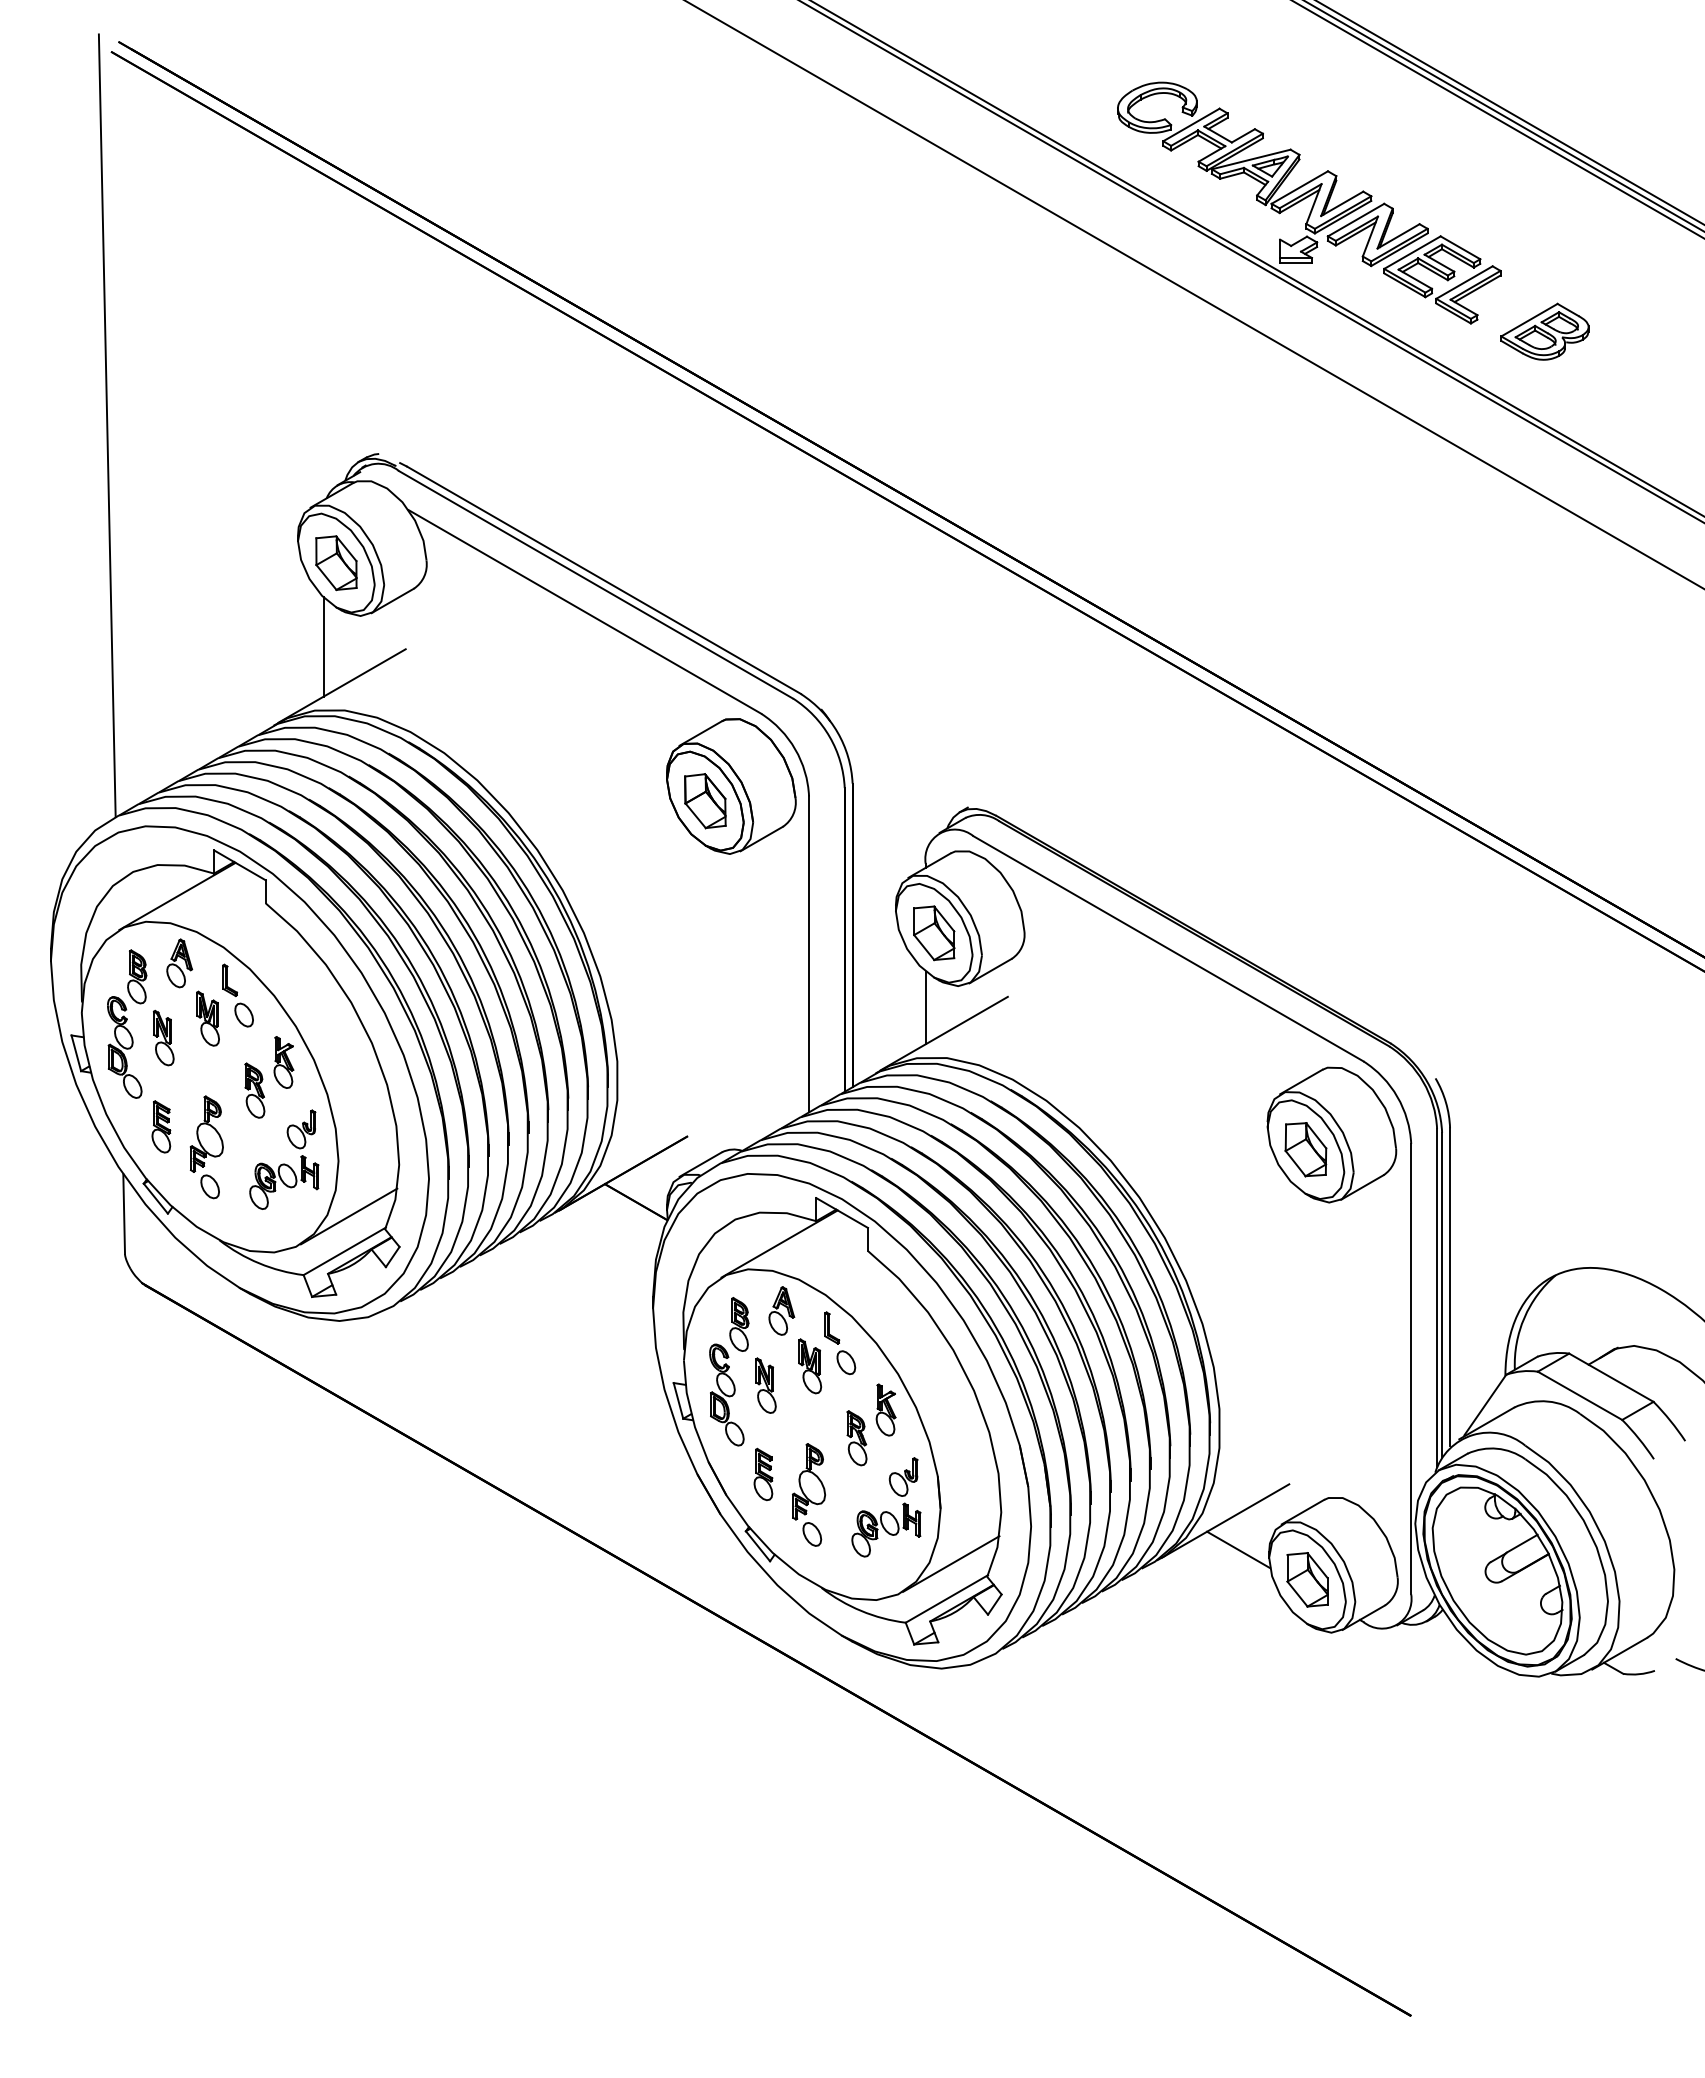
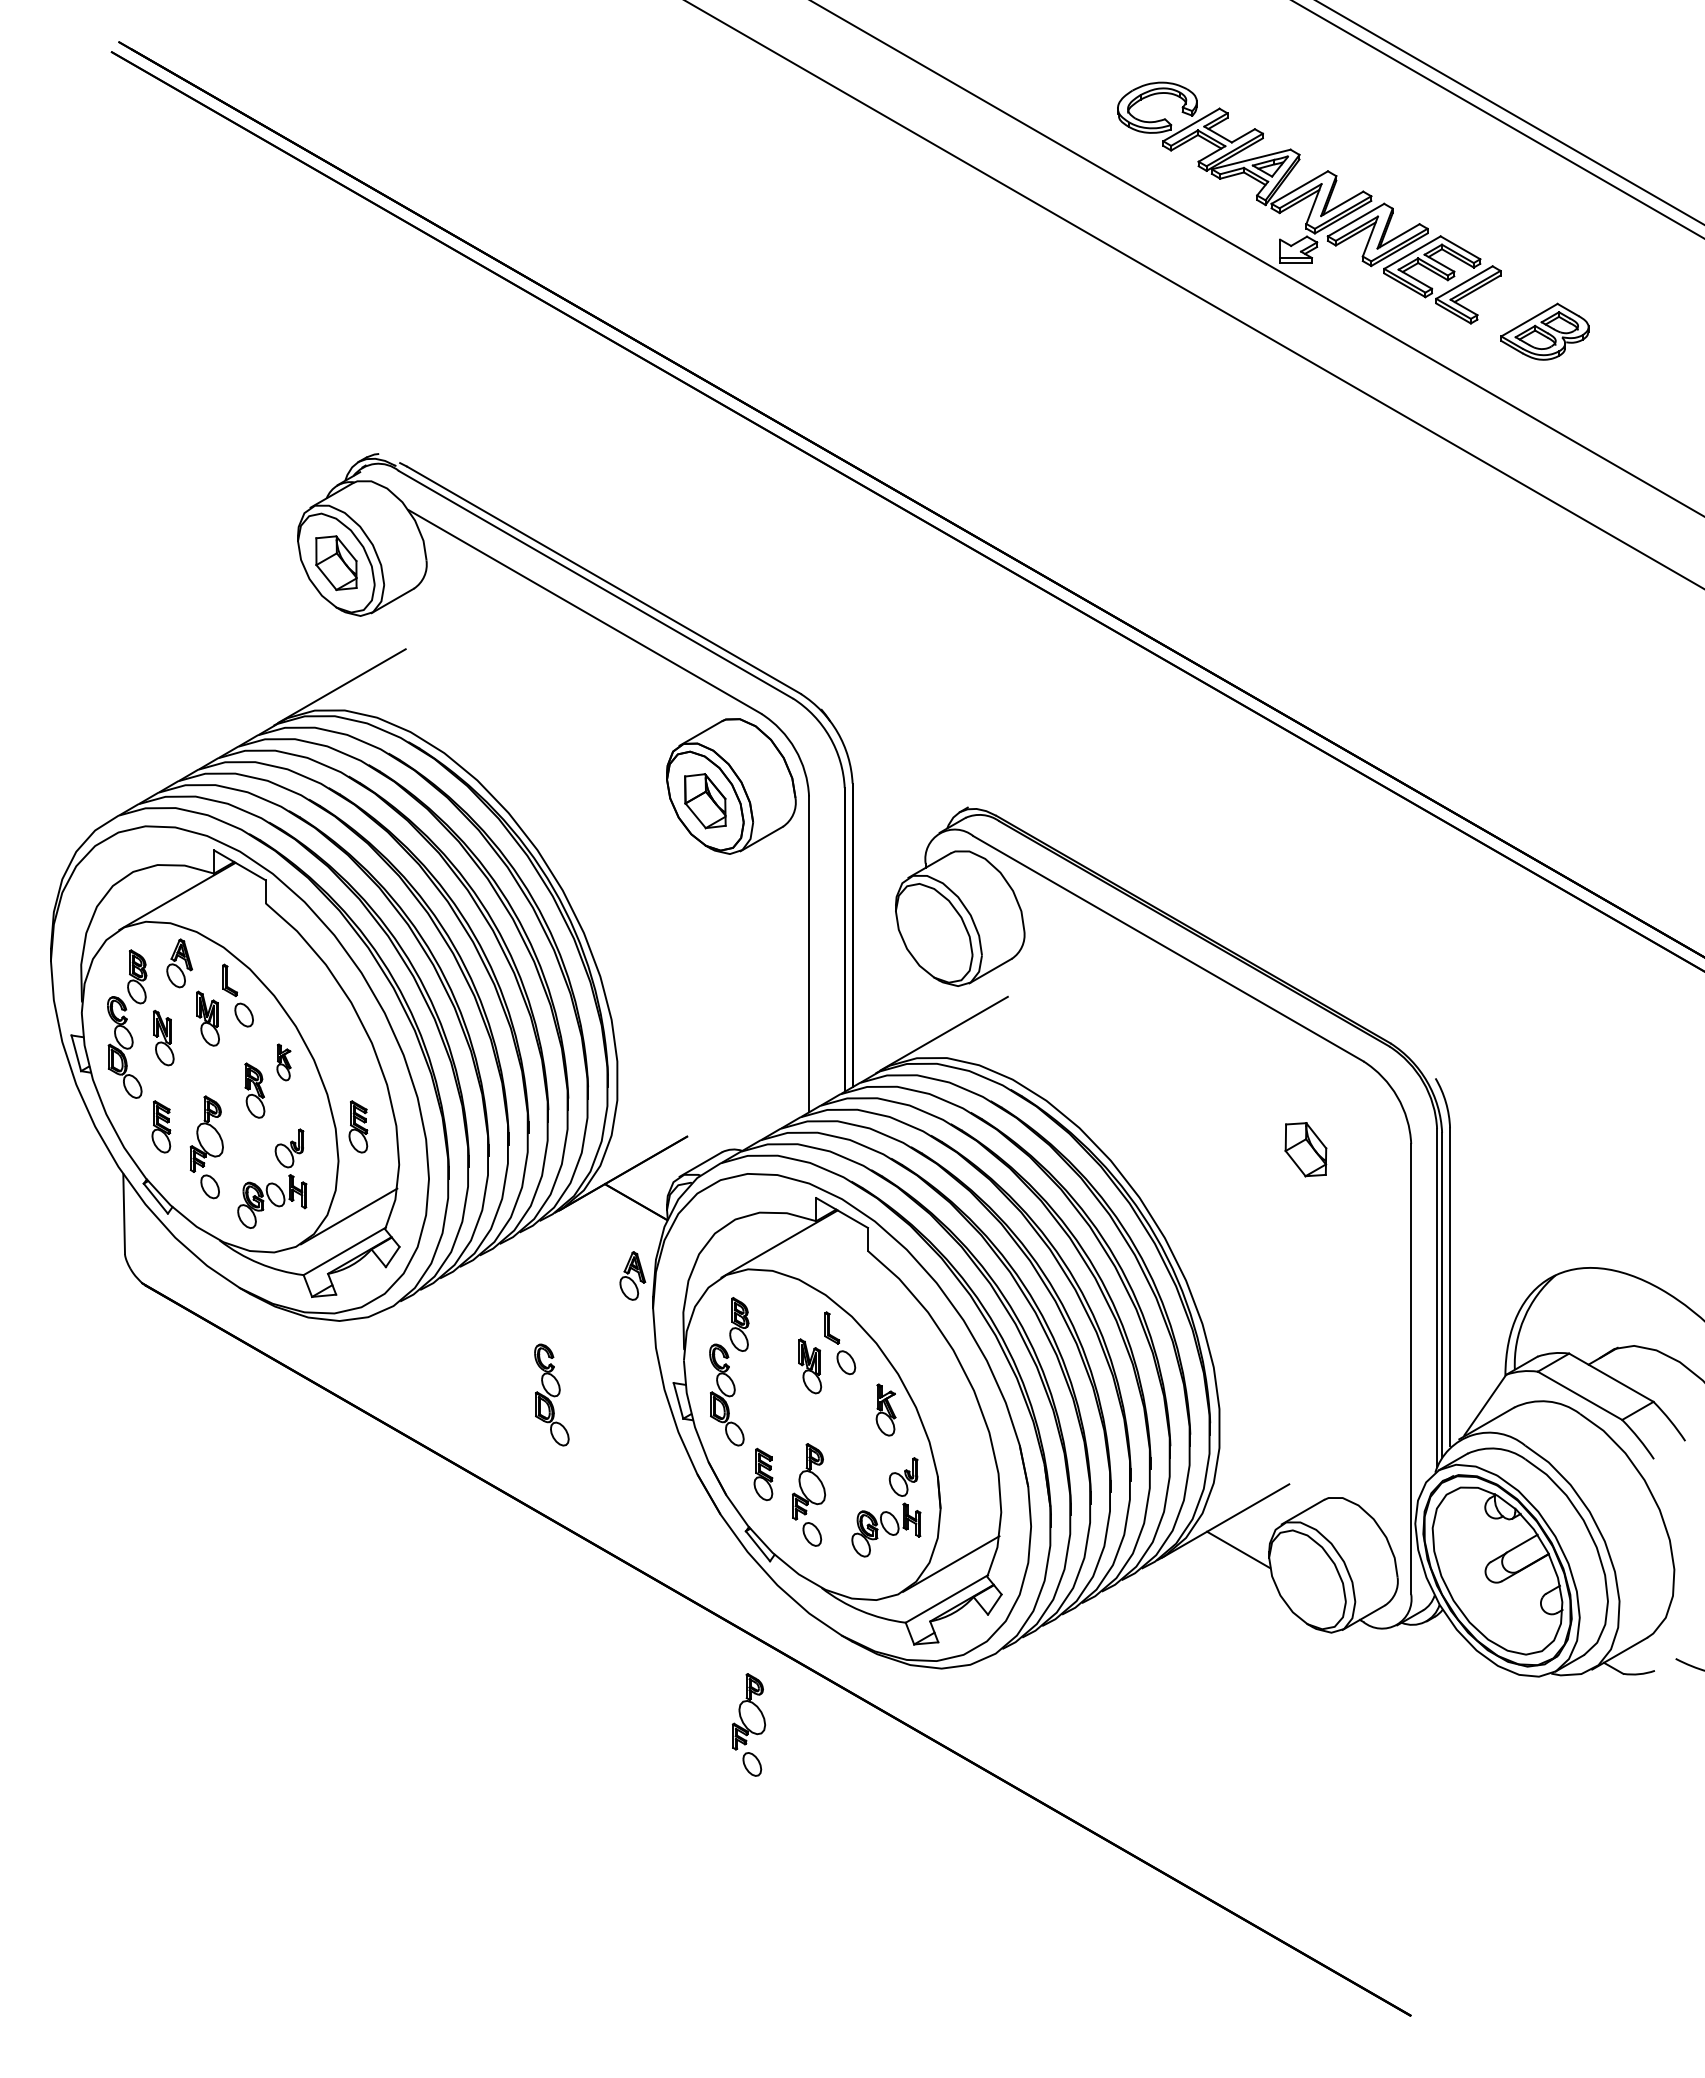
line: present -> none (1503, 116)
line: present -> none (1251, 261)
line: present -> none (106, 425)
line: present -> none (323, 646)
part: present -> none (934, 933)
line: present -> none (925, 1007)
part size: 22x53 px -> 16x39 px (283, 1062)
part: none -> present (358, 1126)
part: present -> none (1331, 1134)
part position: (284, 1159) -> (272, 1178) (272, 1178)
part position: (781, 1310) -> (632, 1275) (632, 1275)
part: present -> none (765, 1385)
part: none -> present (551, 1394)
part: present -> none (856, 1438)
part: present -> none (1307, 1579)
part: none -> present (748, 1724)
